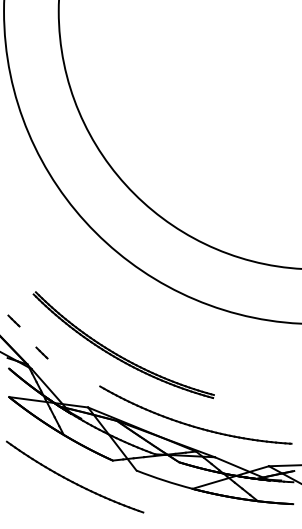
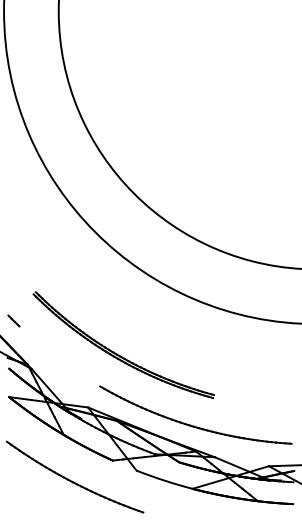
line: present -> none (41, 352)
